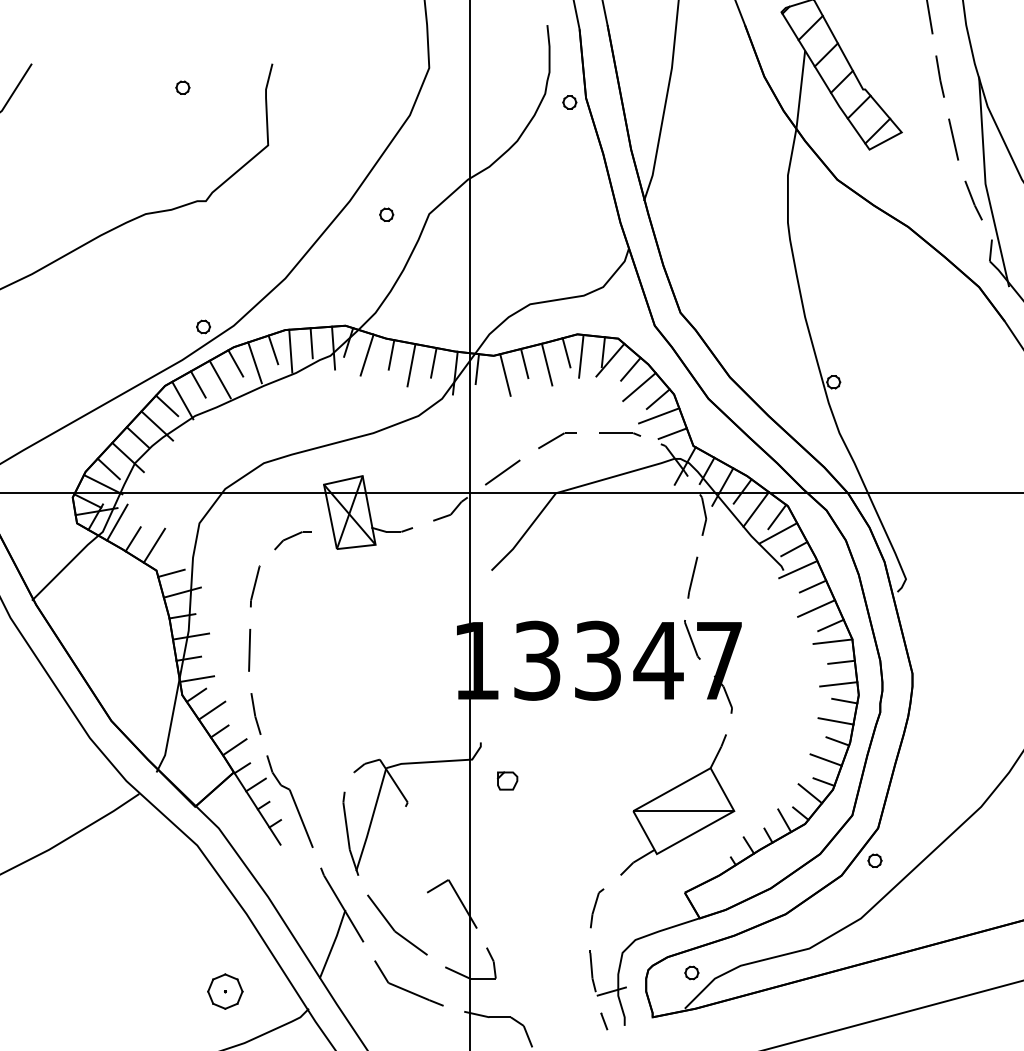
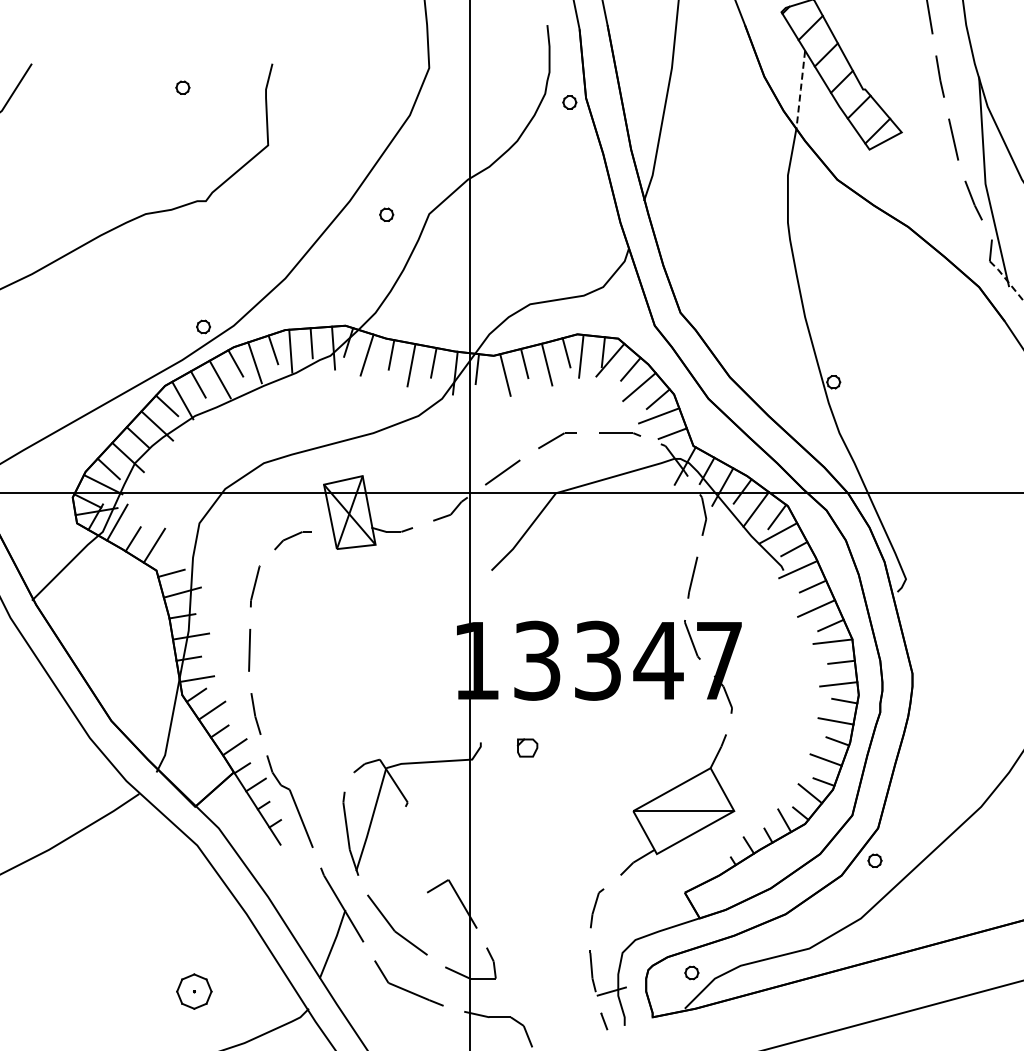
line: solid -> dashed (800, 89)
line: solid -> dashed (1007, 280)
part position: (507, 780) -> (527, 747) (527, 747)
part position: (225, 991) -> (194, 991) (194, 991)
